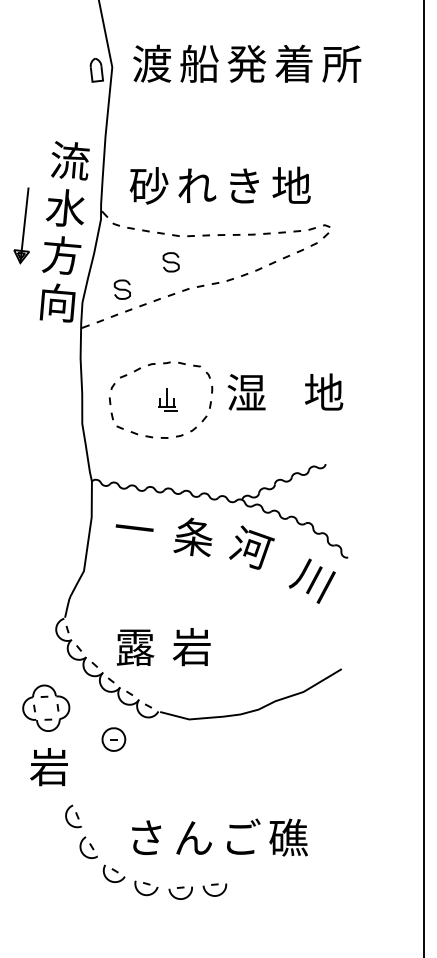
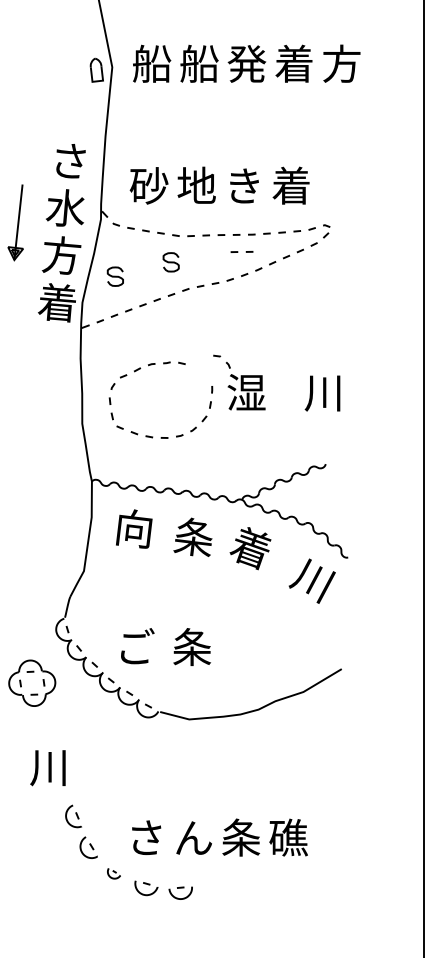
text: 渡 -> 船 (152, 63)
text: 所 -> 方 (341, 63)
text: 流 -> さ (70, 160)
text: れ -> 地 (196, 184)
text: 地 -> 着 (291, 185)
part position: (21, 225) -> (15, 222) (15, 222)
line: none -> present (238, 251)
curve position: (121, 289) -> (114, 276) (114, 276)
text: 向 -> 着 (56, 302)
part position: (201, 371) -> (221, 361) (221, 361)
text: 地 -> 川 (323, 392)
part: present -> none (167, 399)
text: 一 -> 向 (134, 528)
text: 河 -> 着 (251, 547)
text: 露 -> ご (135, 647)
text: 岩 -> 条 (191, 647)
part position: (46, 707) -> (32, 682) (32, 682)
part: present -> none (113, 739)
text: 岩 -> 川 (48, 767)
text: ご -> 条 (241, 837)
part size: 24x19 px -> 14x12 px (113, 873)
part: present -> none (214, 889)
